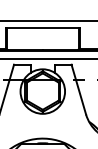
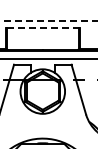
line: solid -> dashed (49, 21)
line: solid -> dashed (42, 27)
